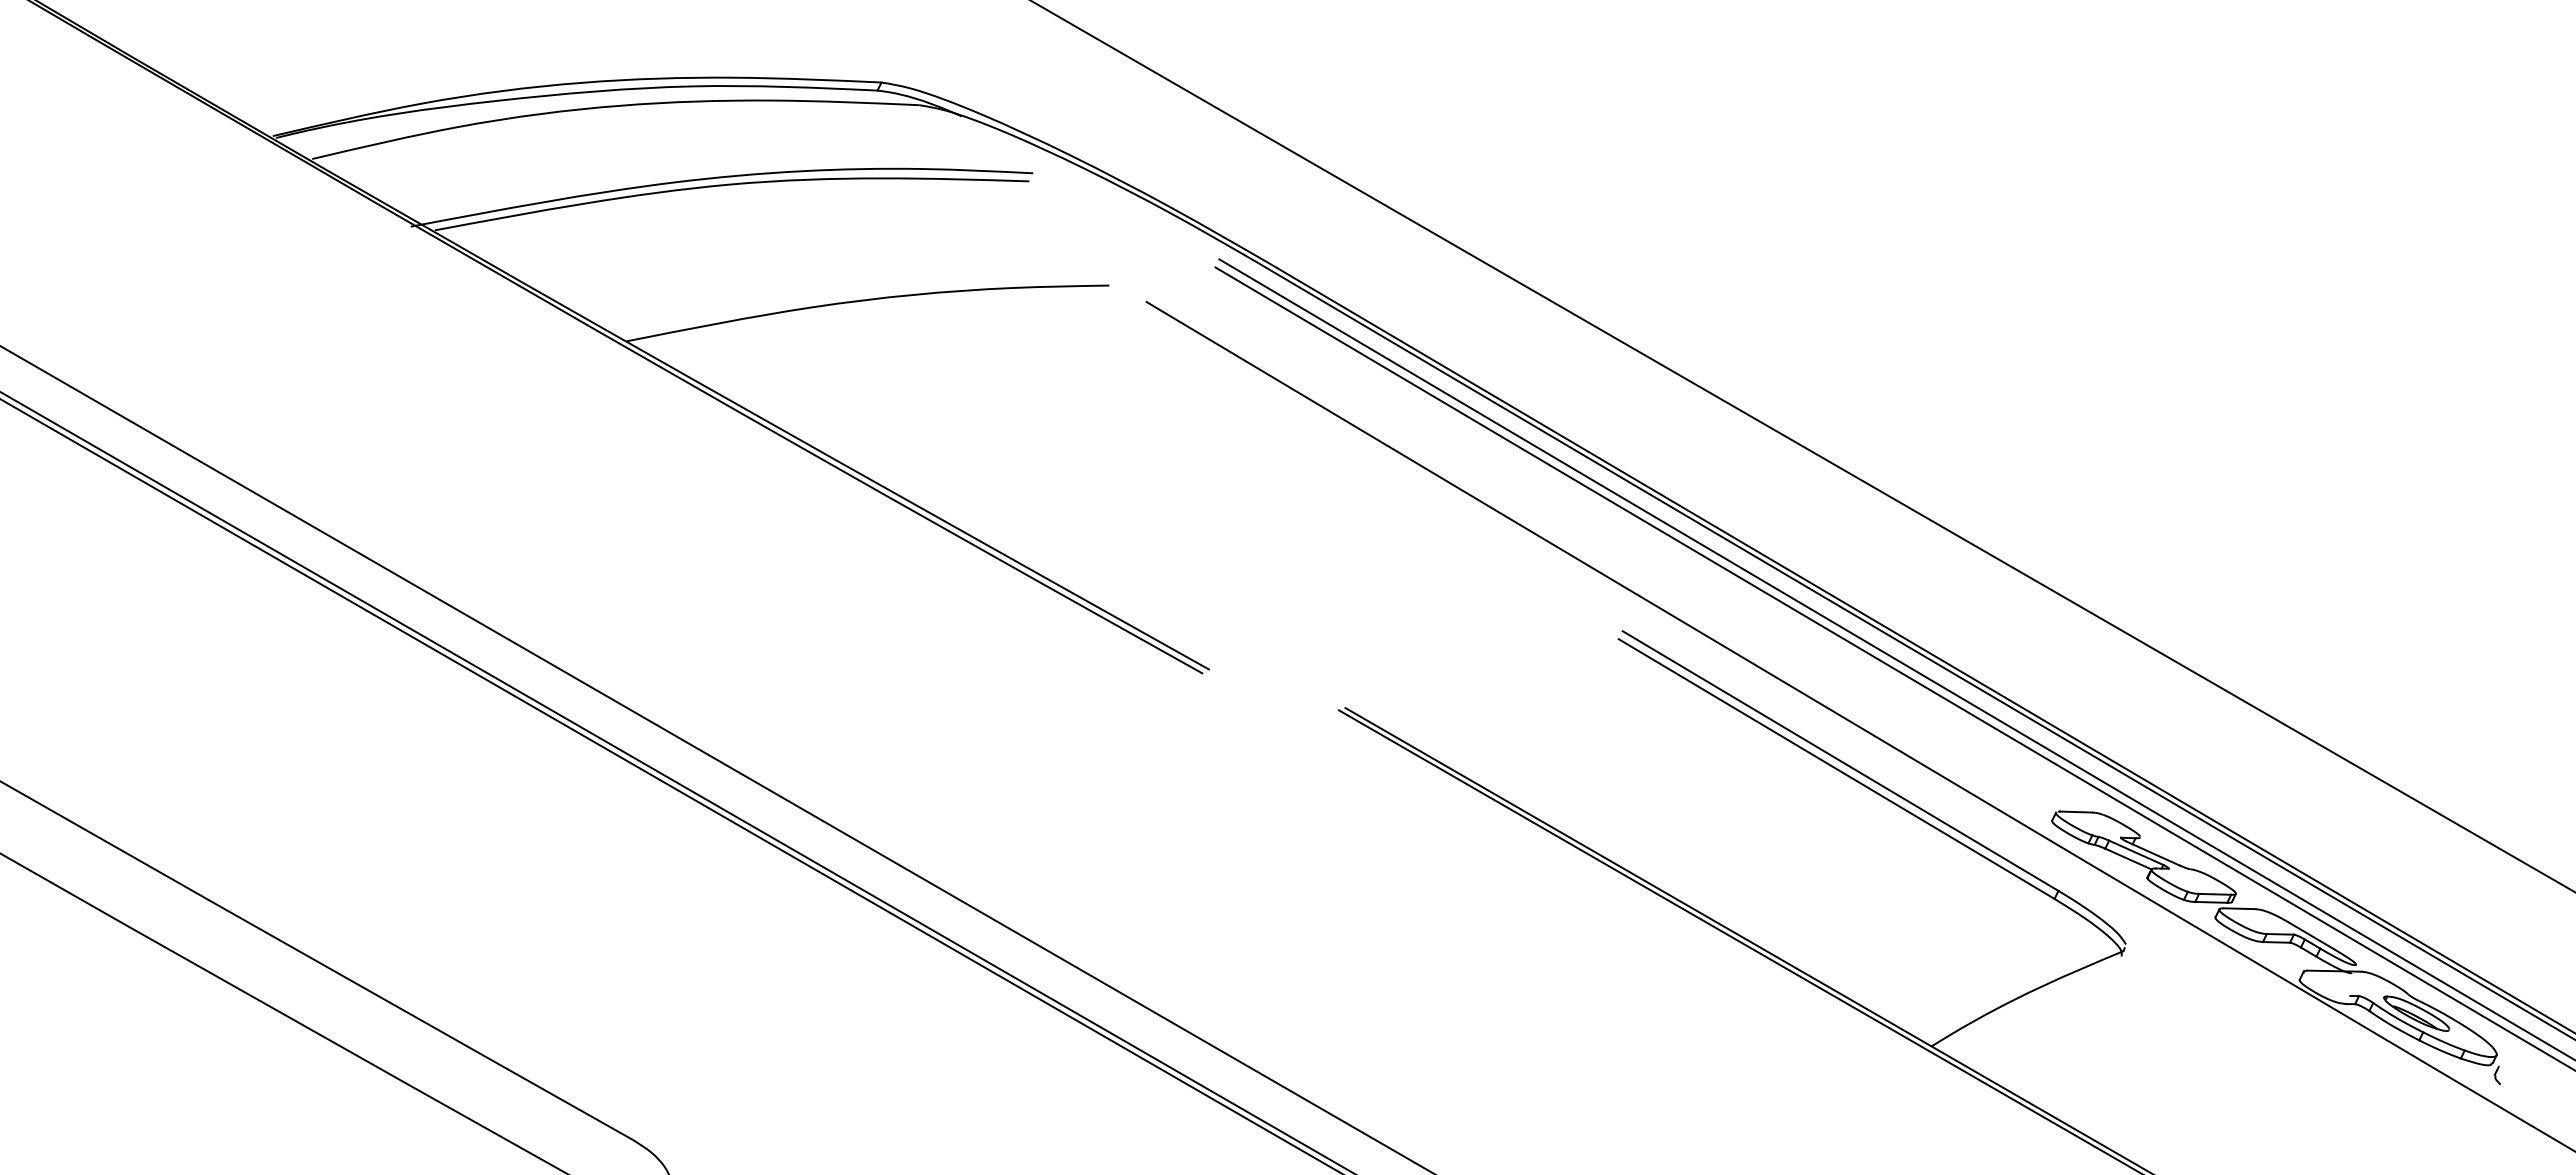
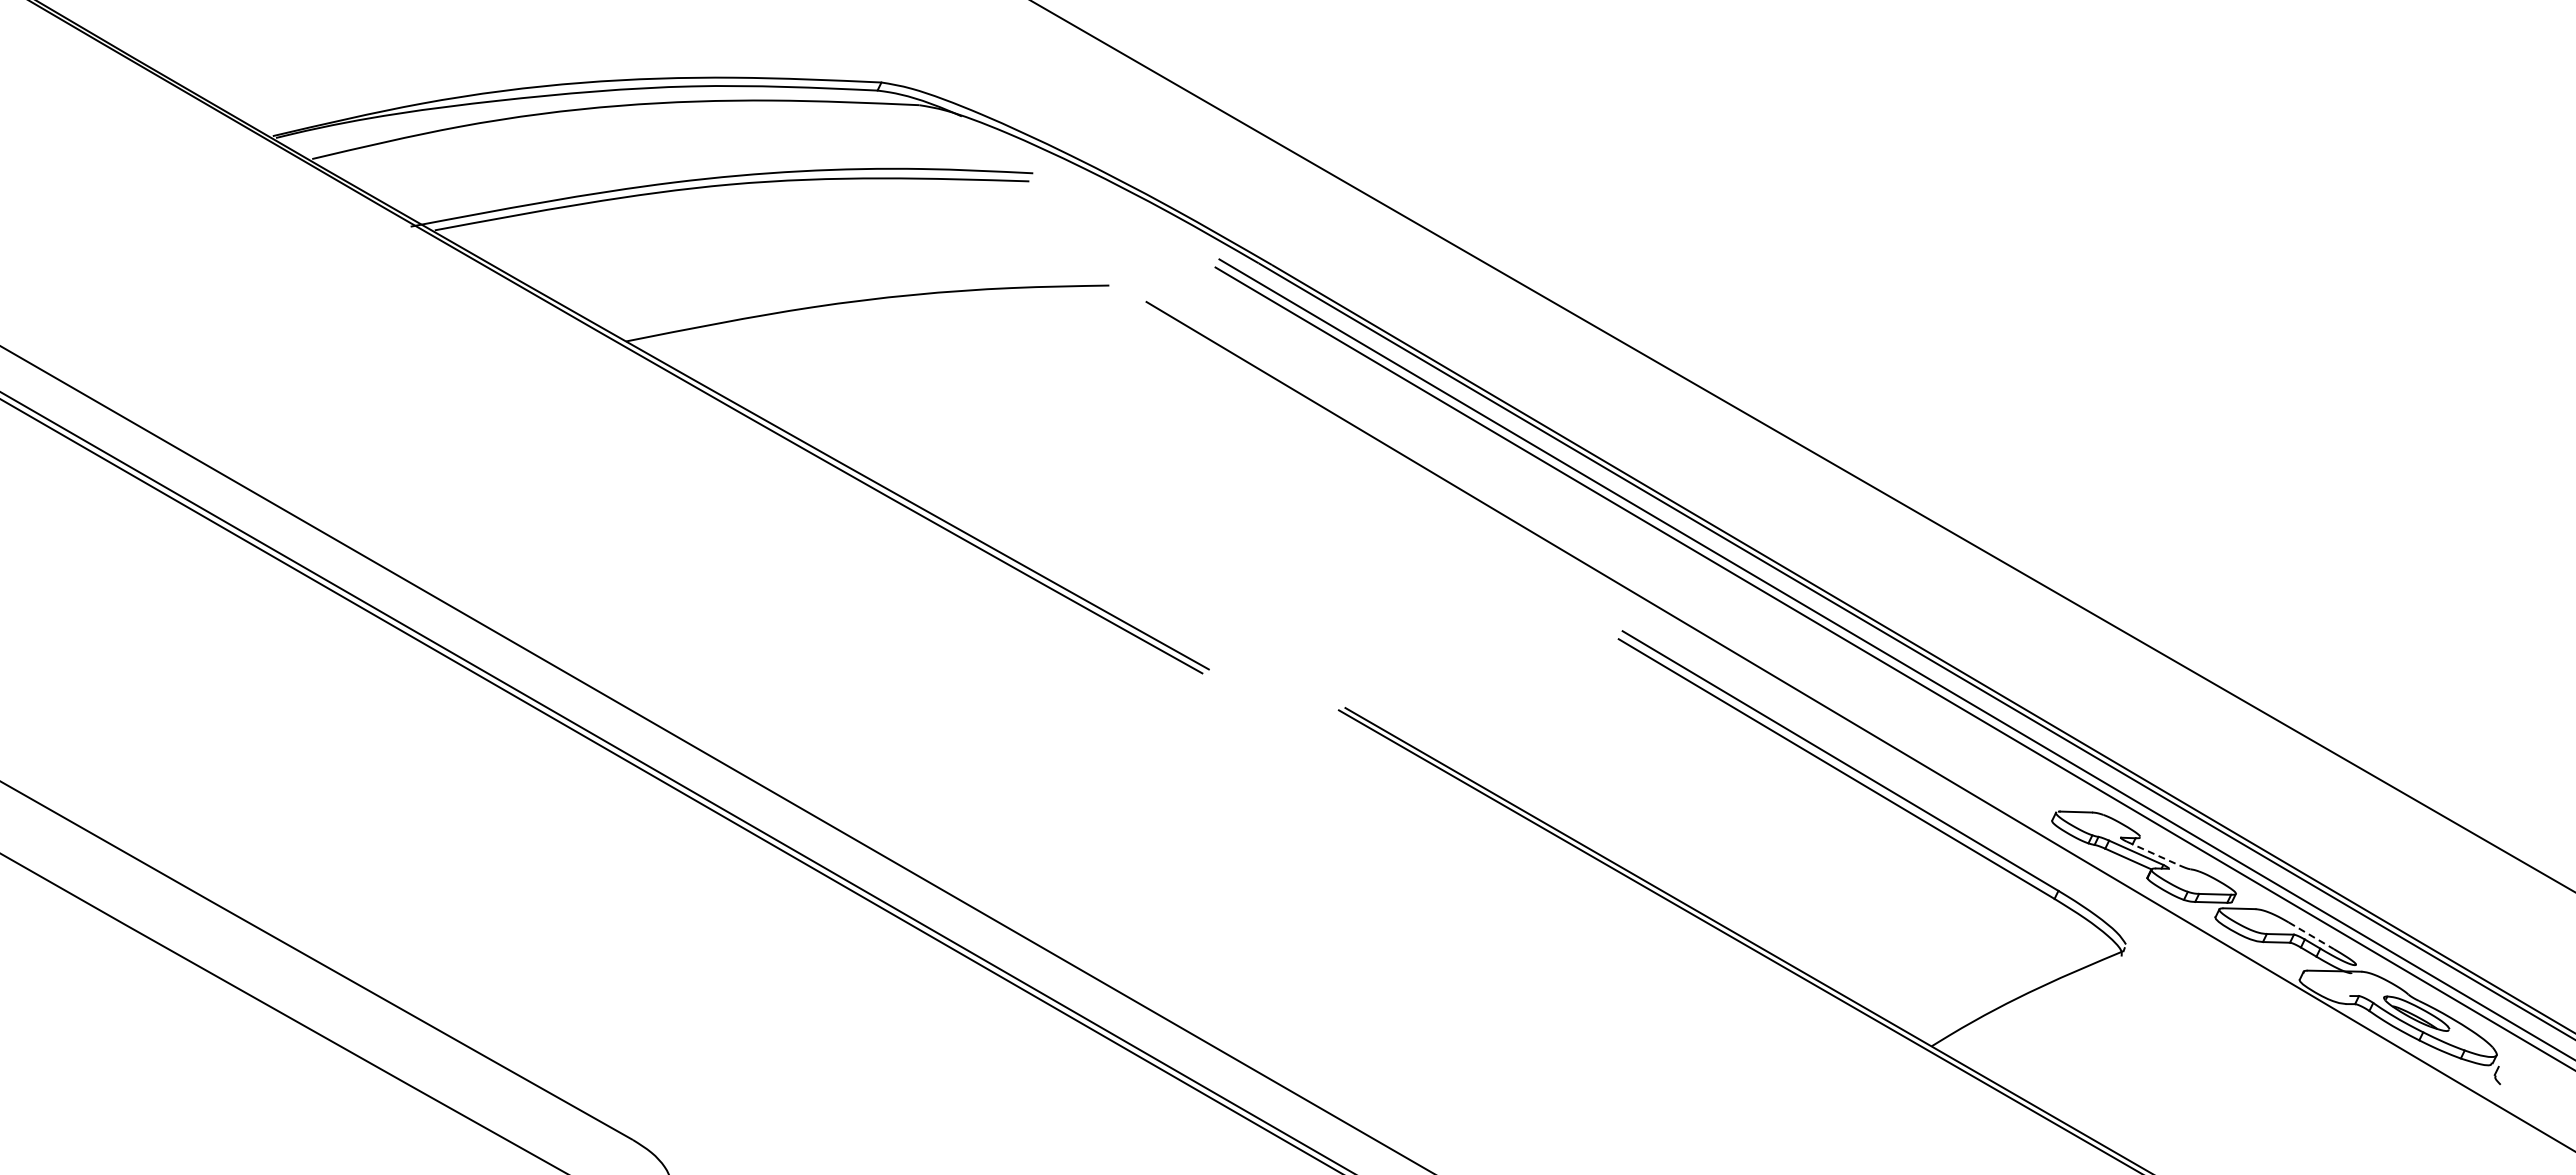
line: solid -> dashed (2153, 853)
line: solid -> dashed (2311, 936)
